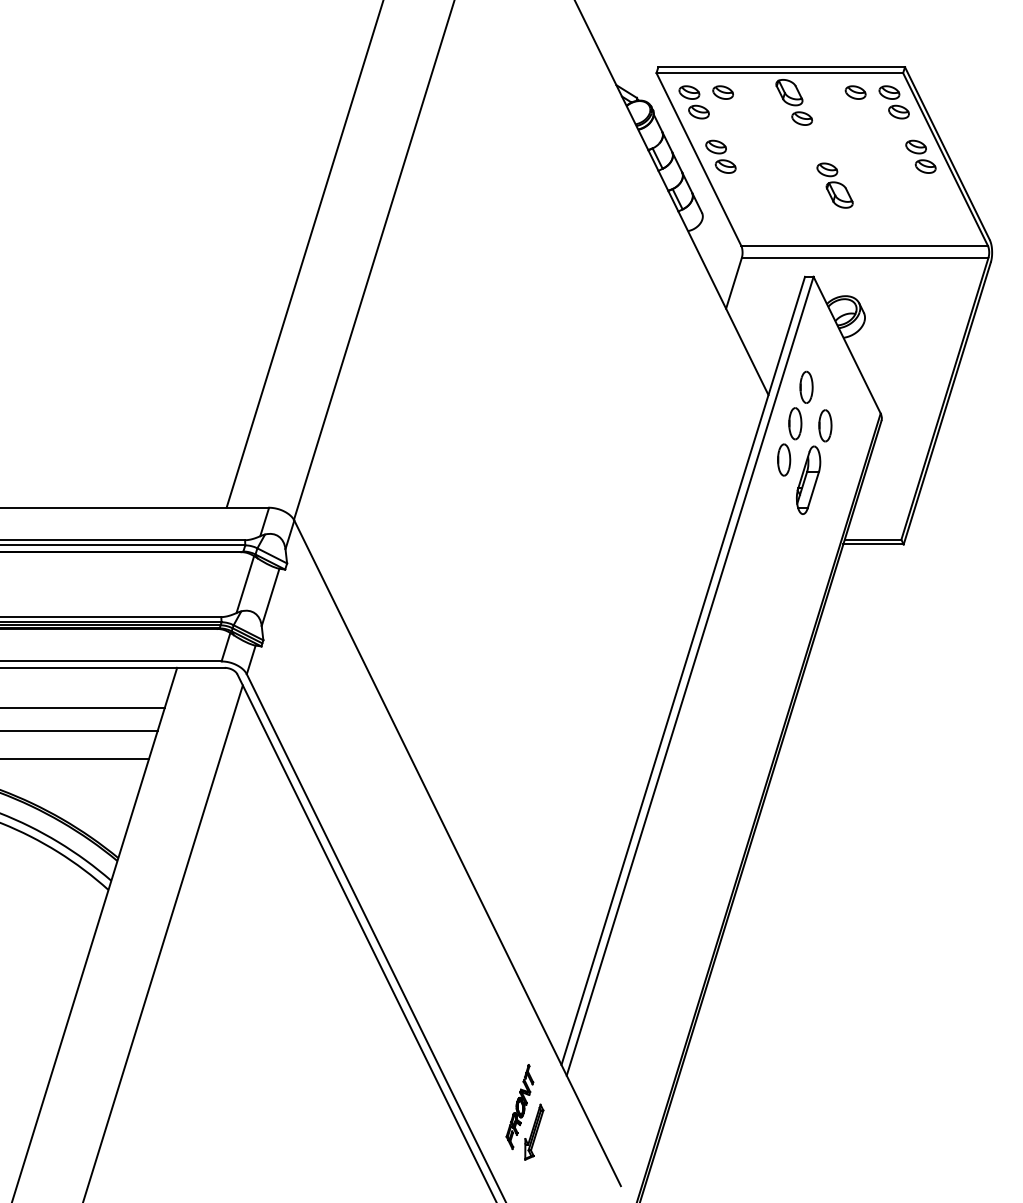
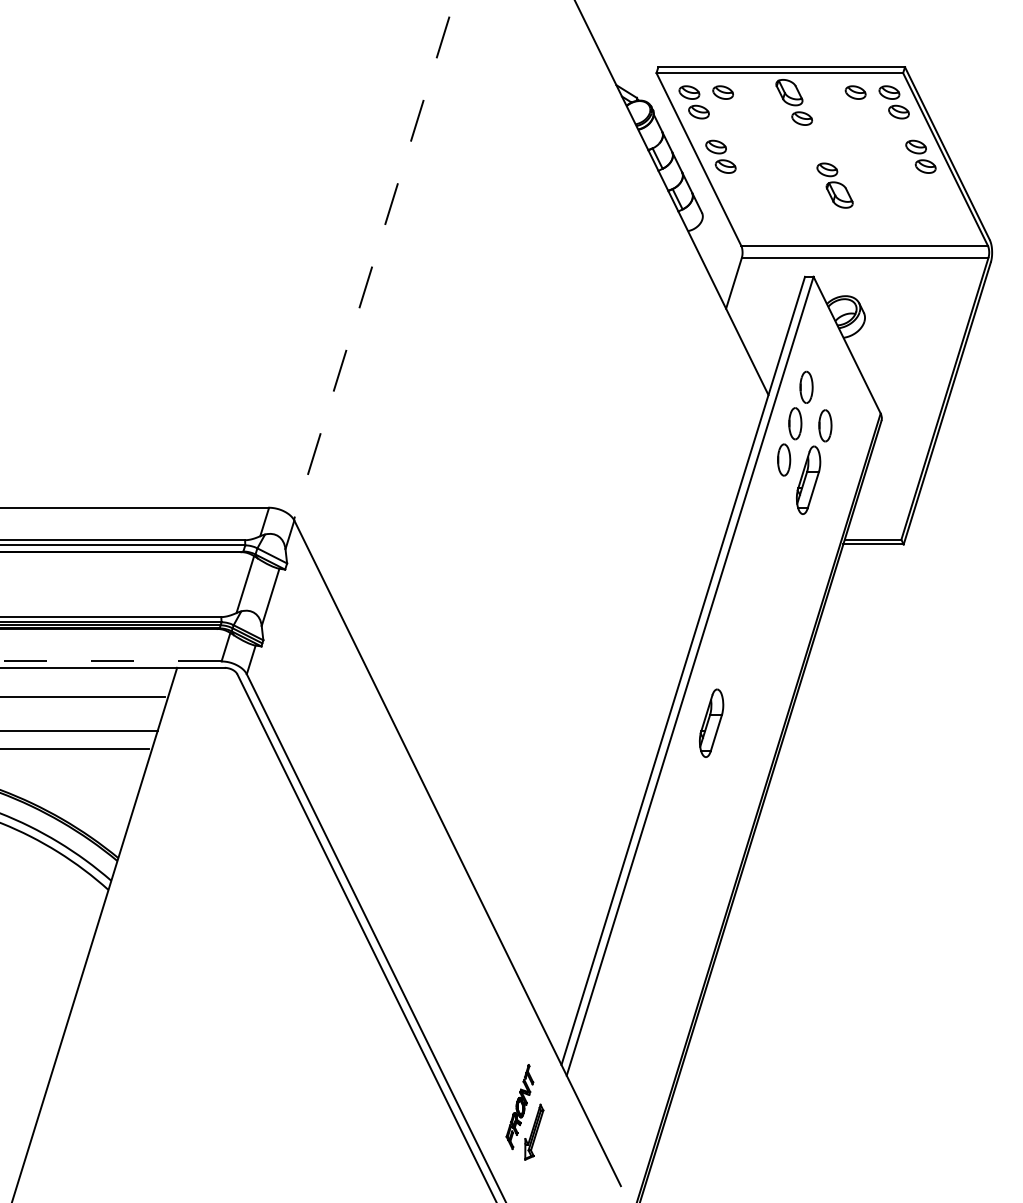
line: present -> none (304, 254)
line: solid -> dashed (374, 260)
line: solid -> dashed (110, 661)
line position: (83, 708) -> (83, 697) (83, 697)
part: none -> present (711, 722)
line position: (75, 759) -> (75, 749) (75, 749)
line: present -> none (163, 942)
